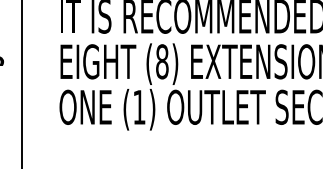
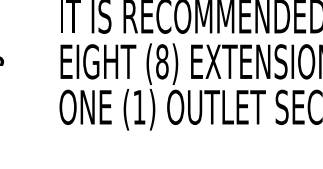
line: present -> none (21, 83)
